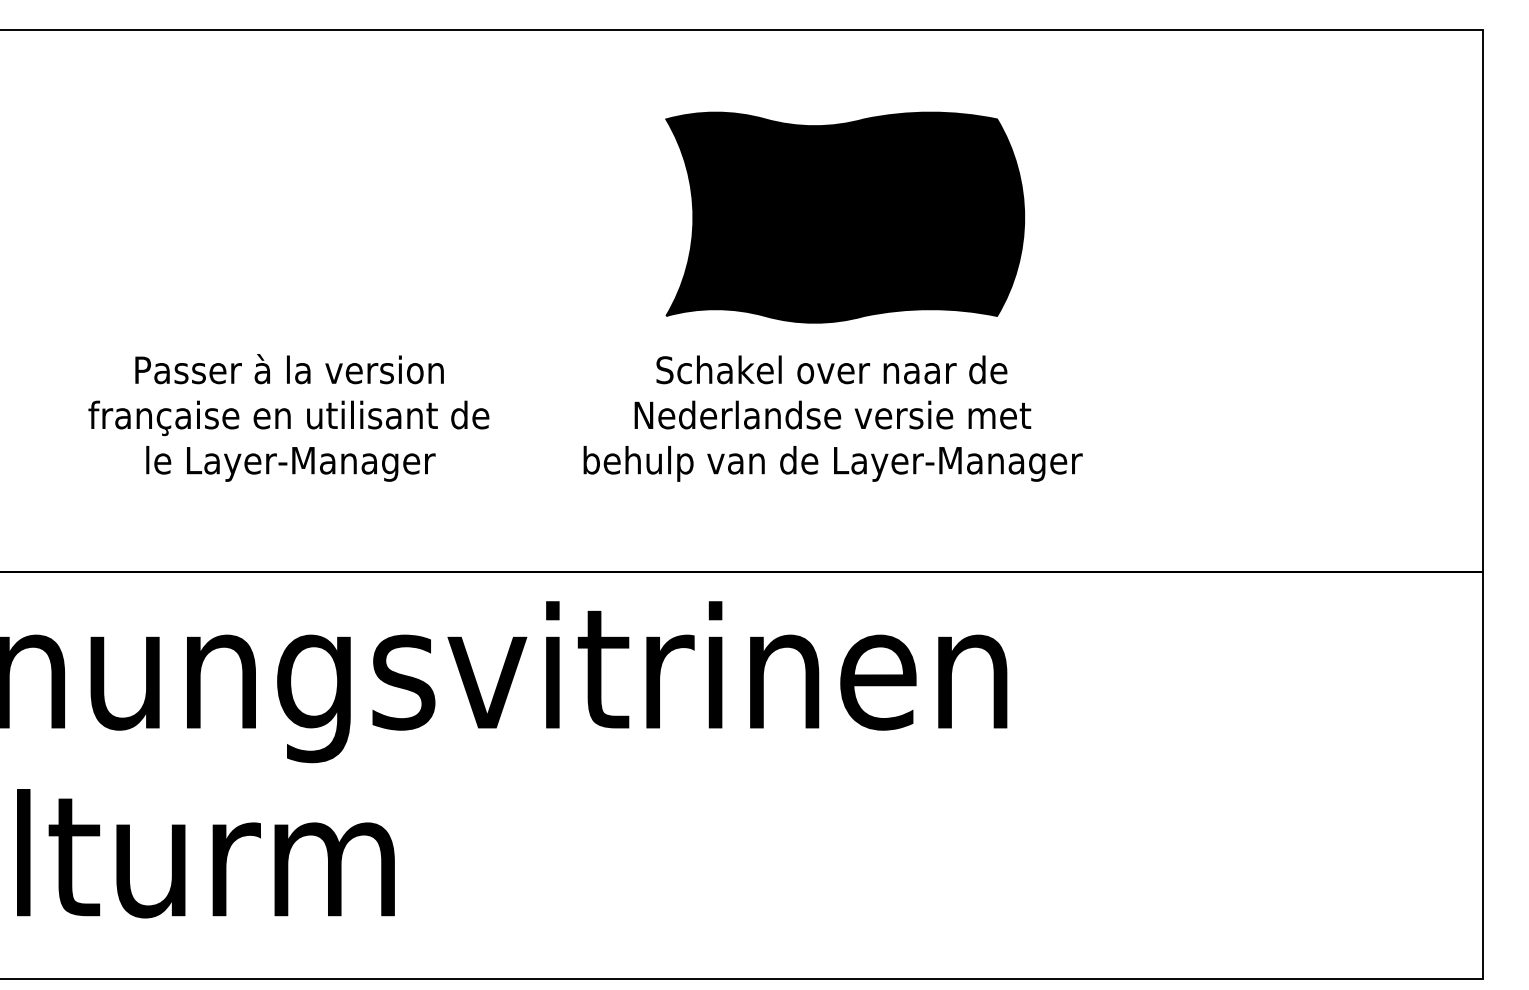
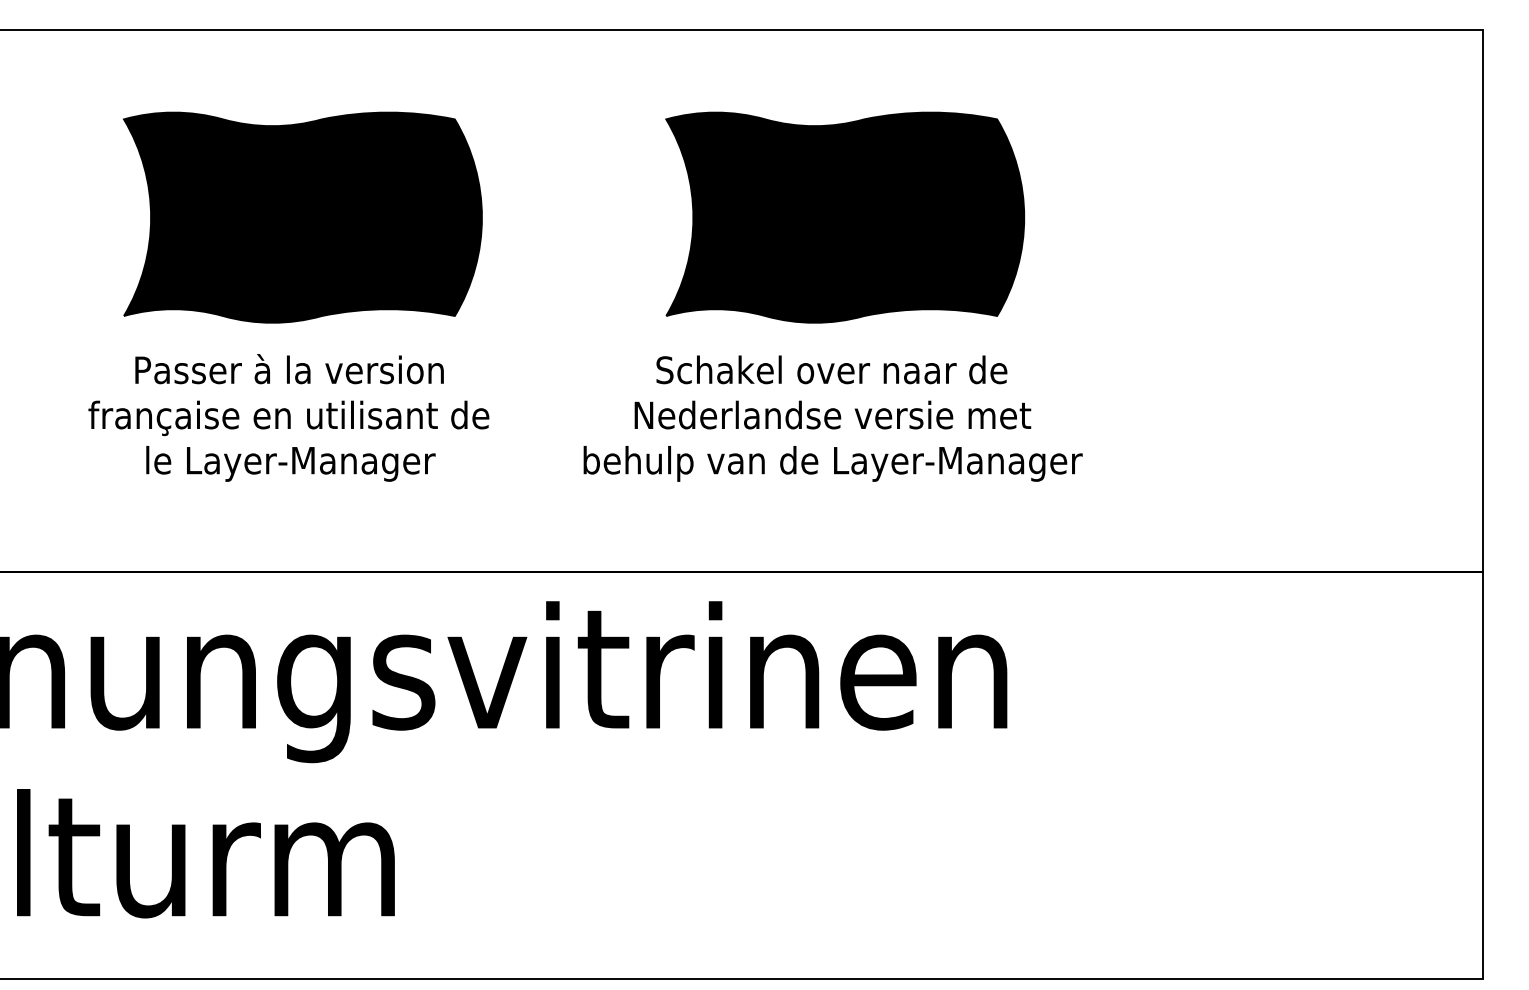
part: none -> present (302, 217)
